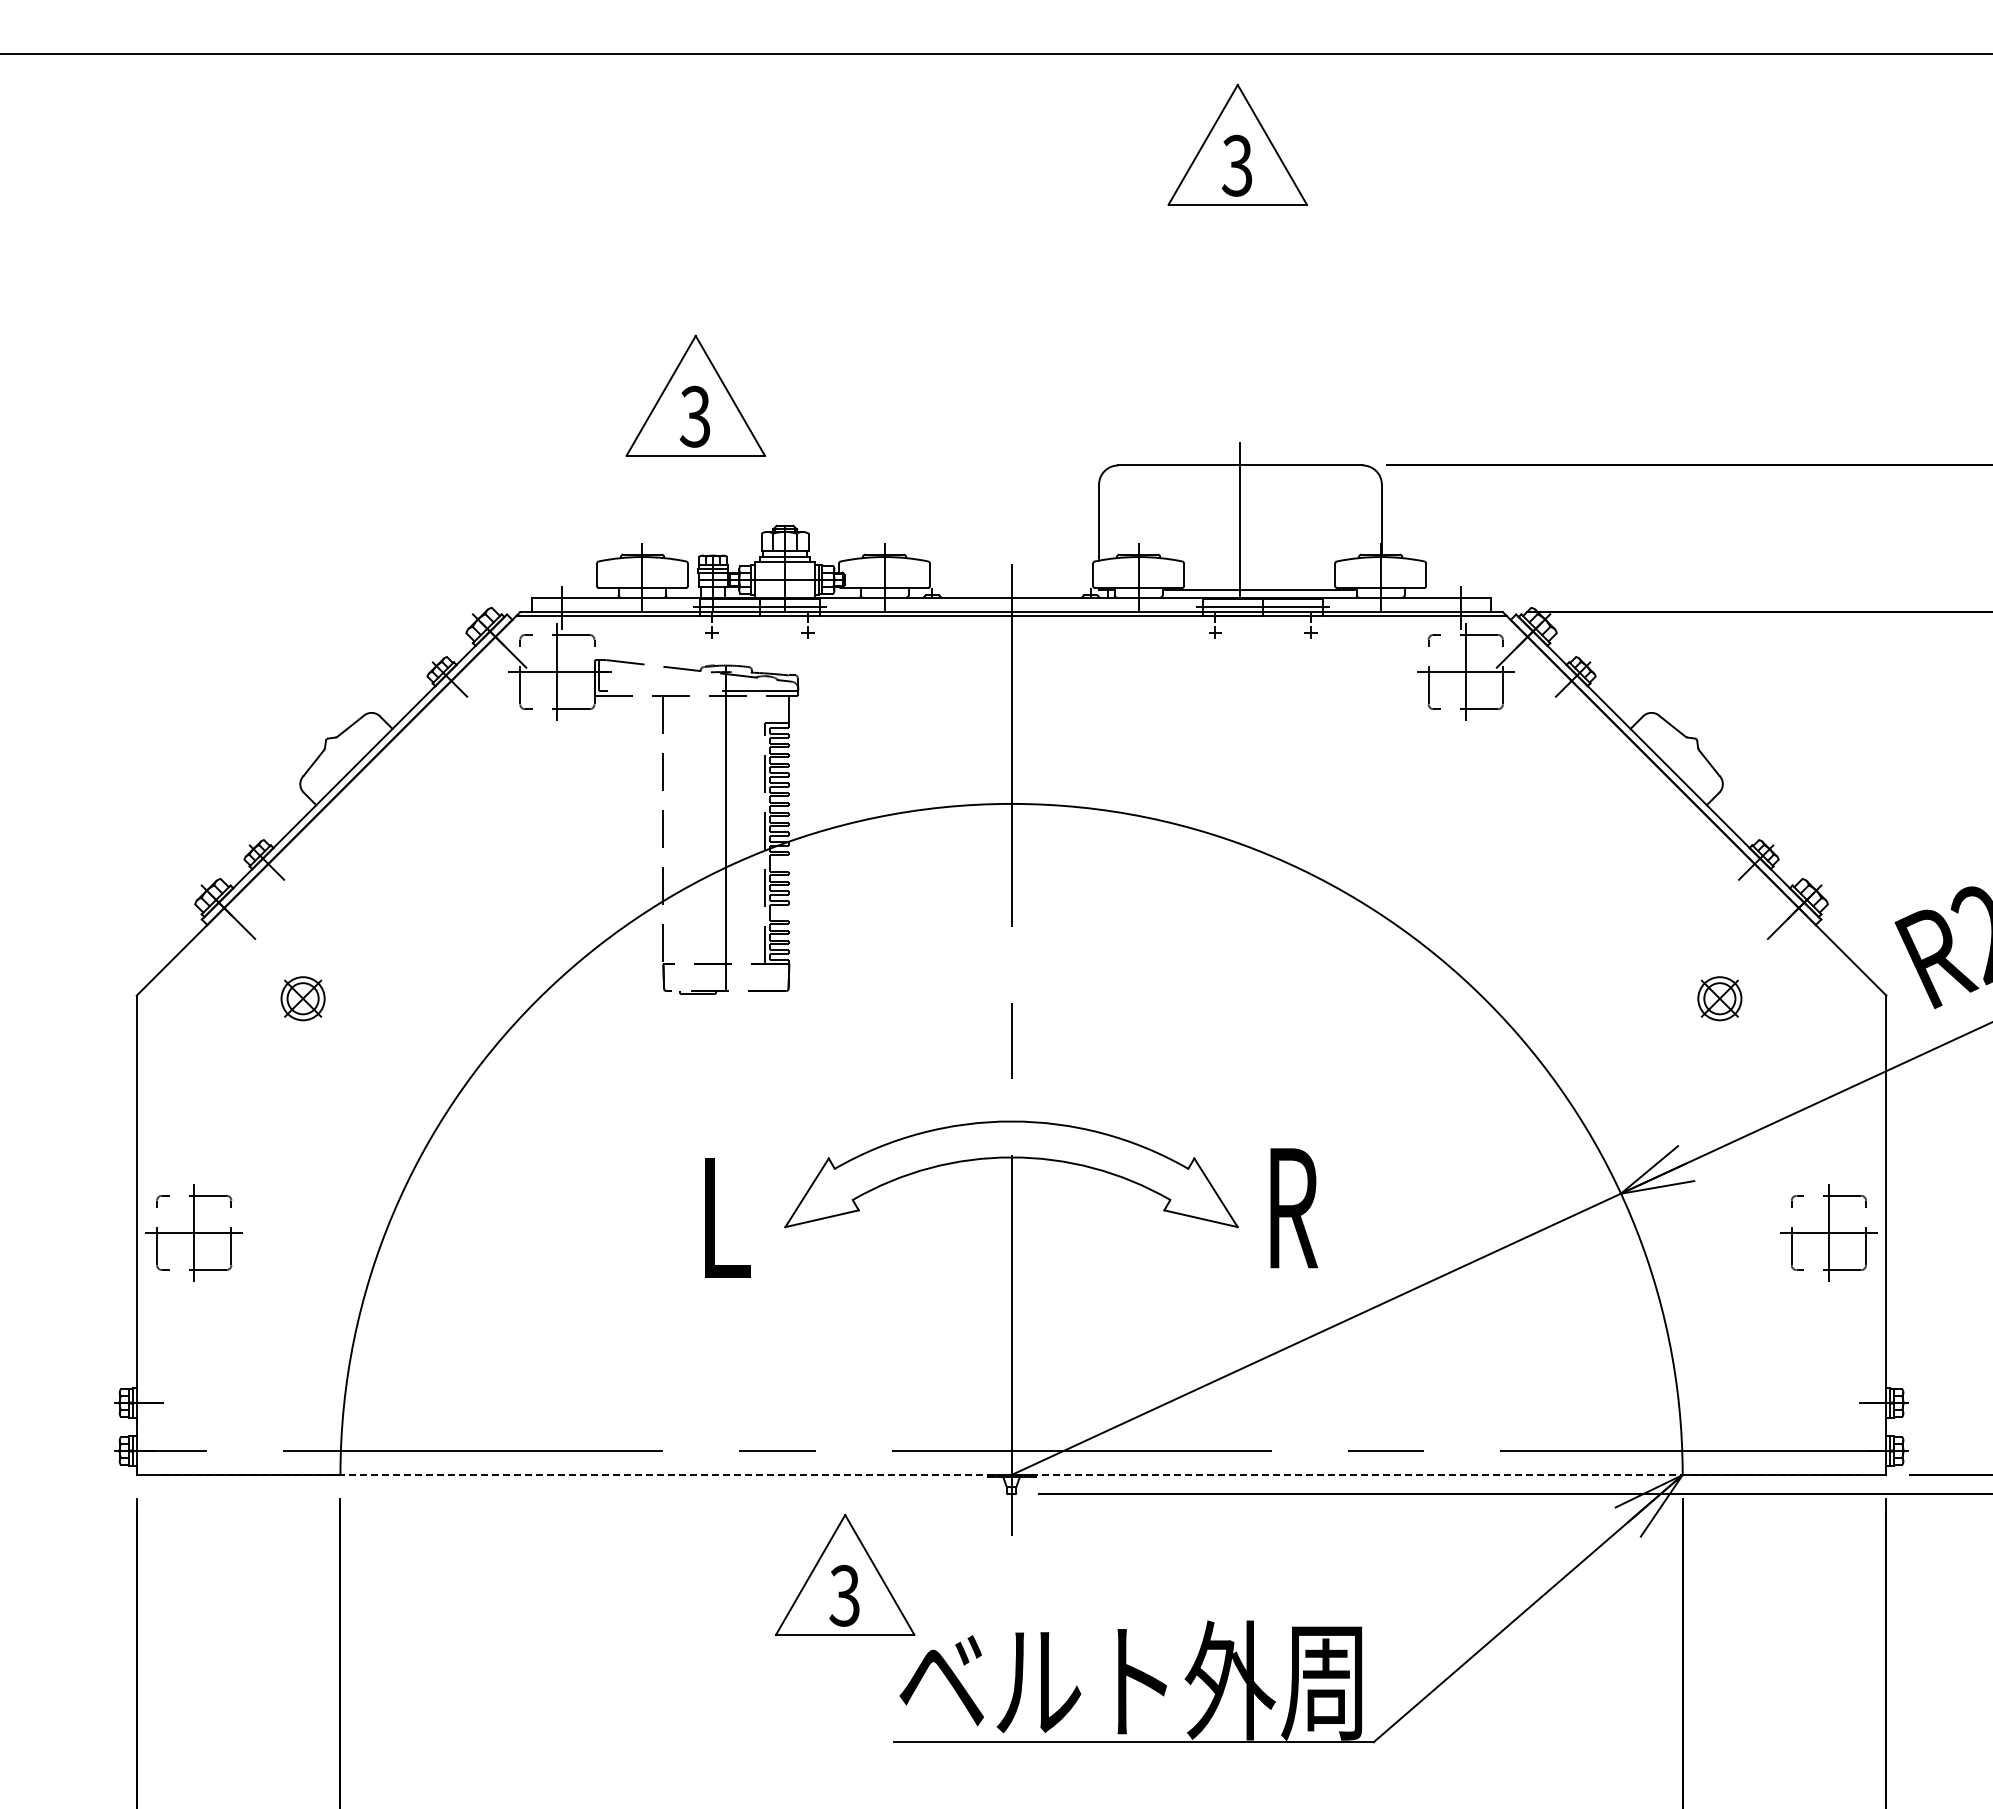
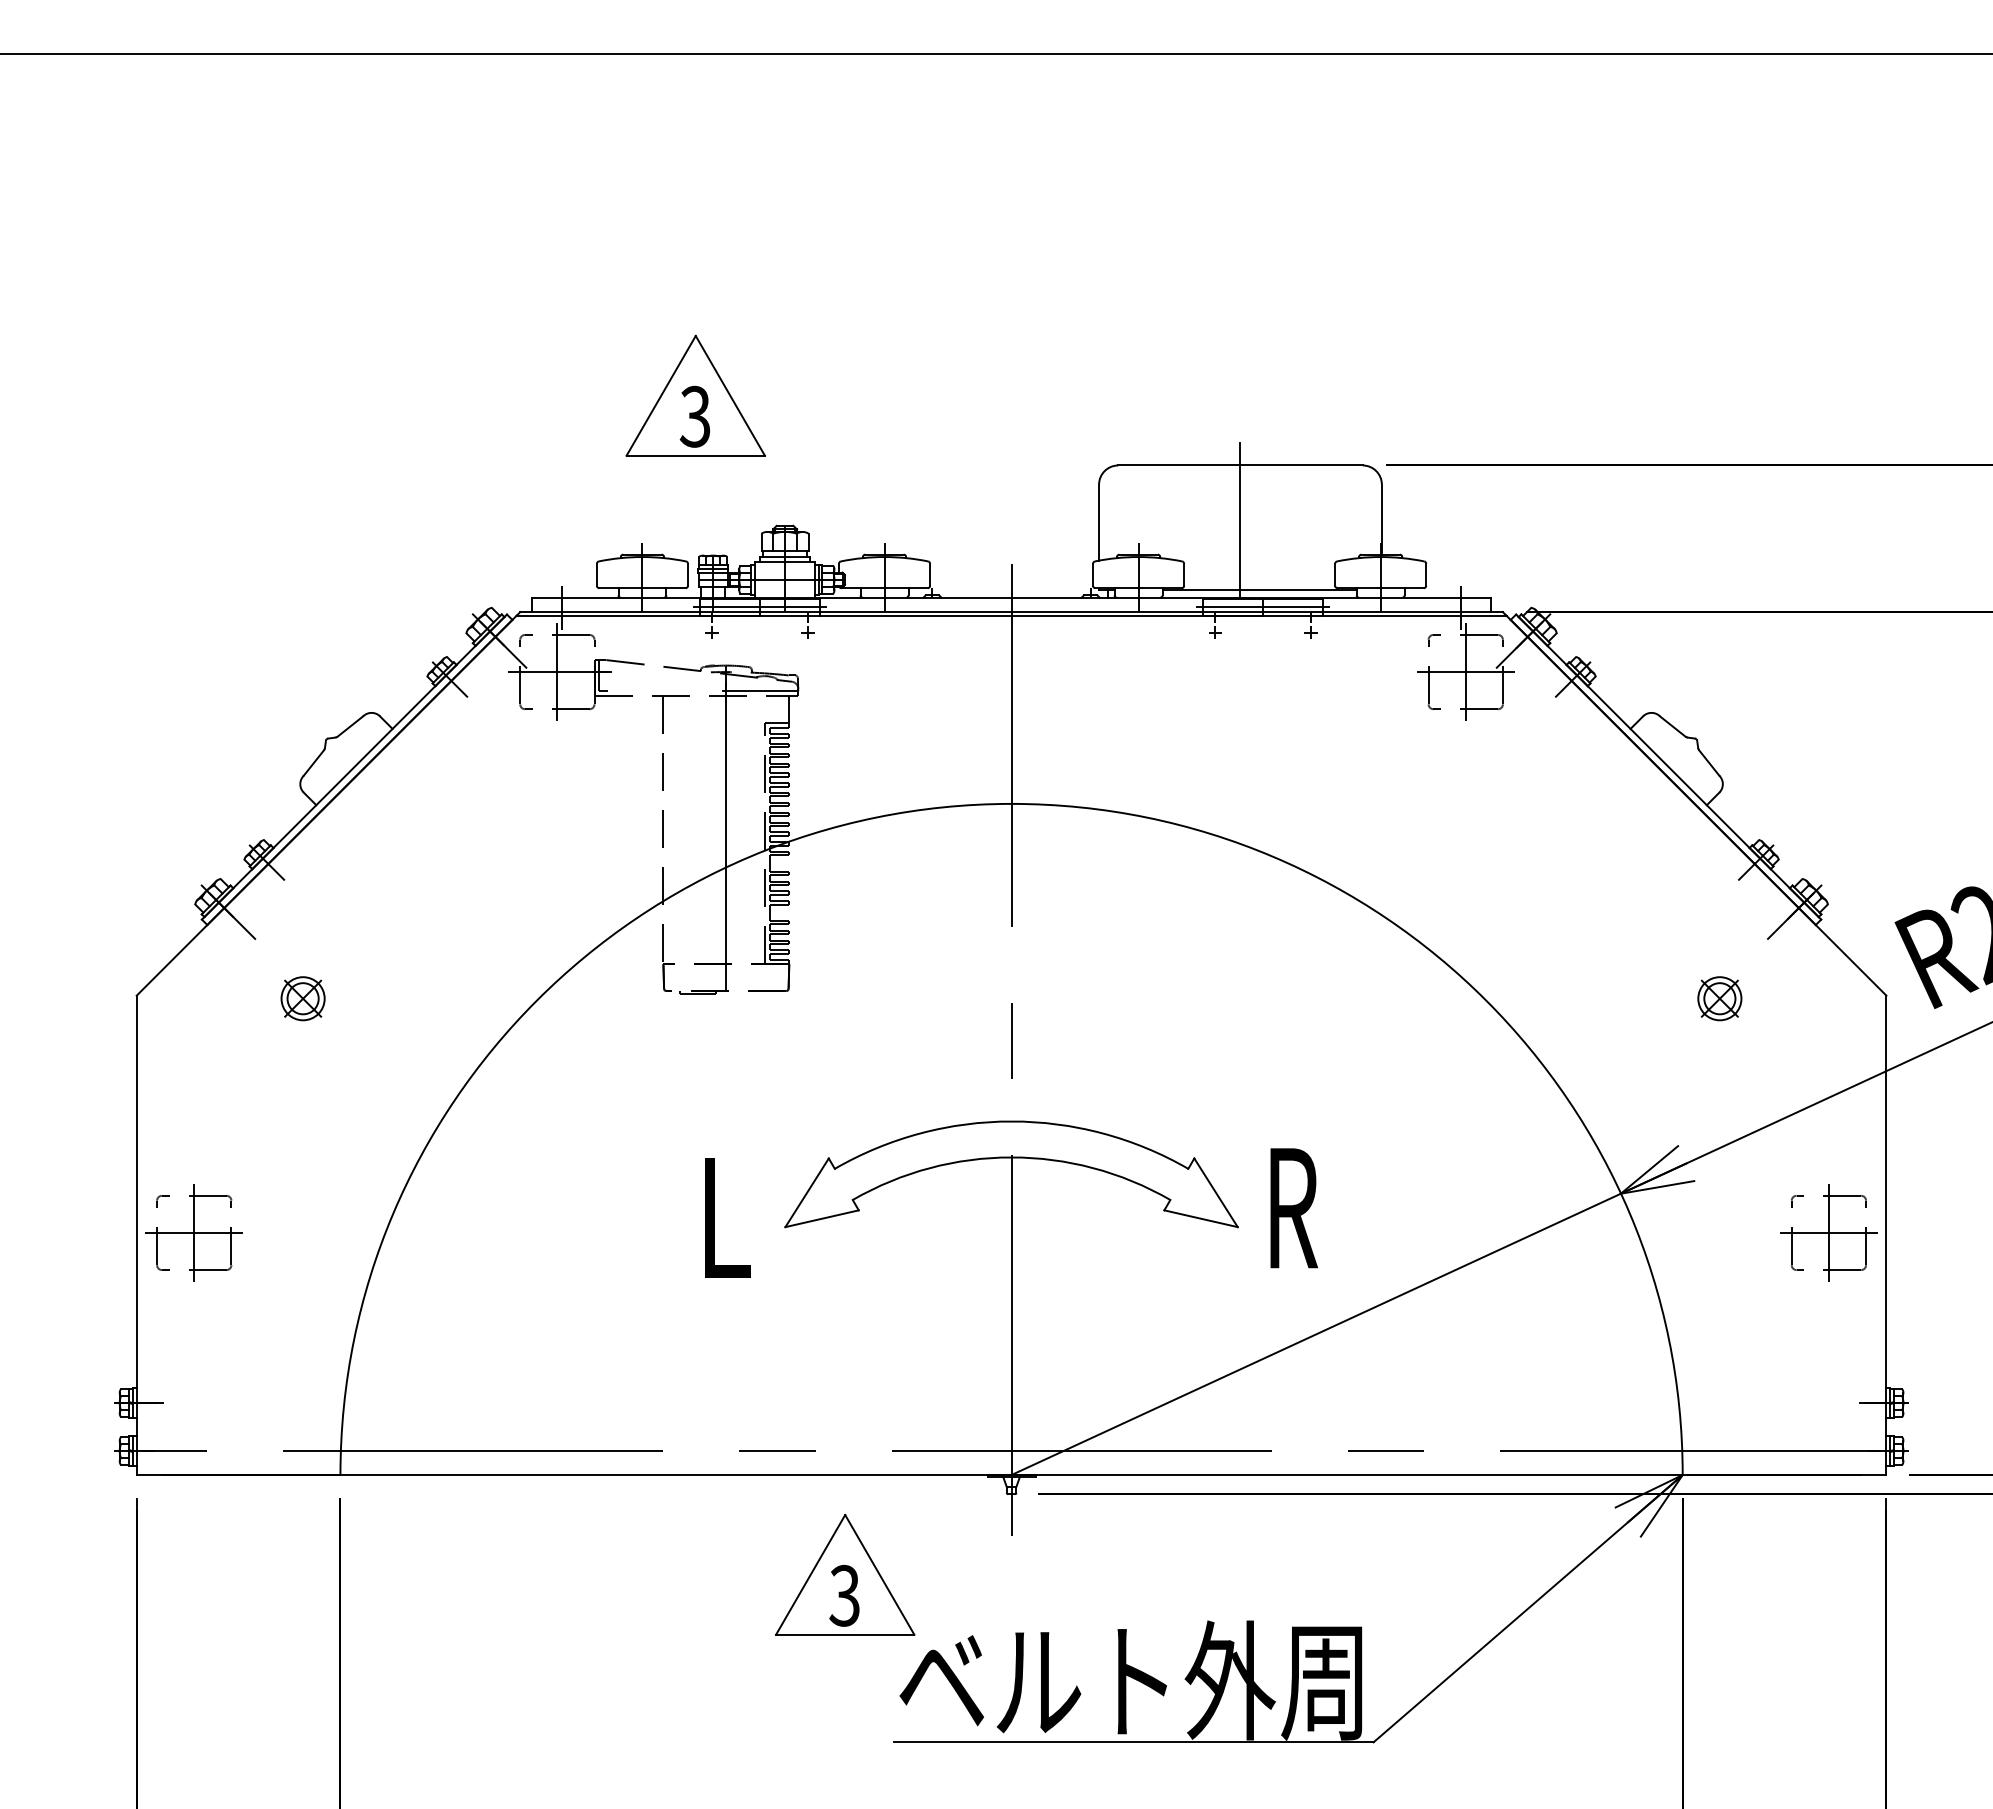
part: present -> none (1237, 144)
line: dashed -> solid (1011, 1475)
